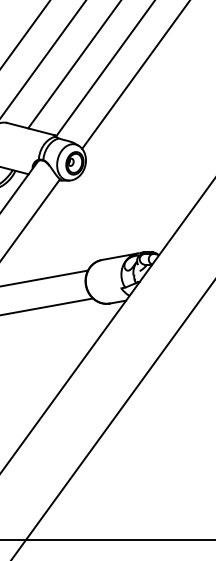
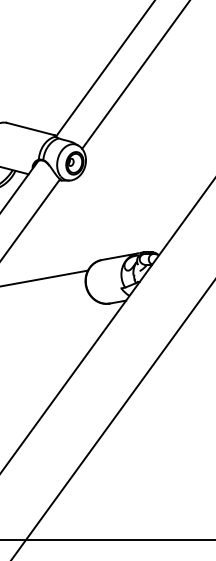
line: present -> none (25, 34)
line: present -> none (43, 58)
line: present -> none (73, 65)
line: present -> none (47, 306)
